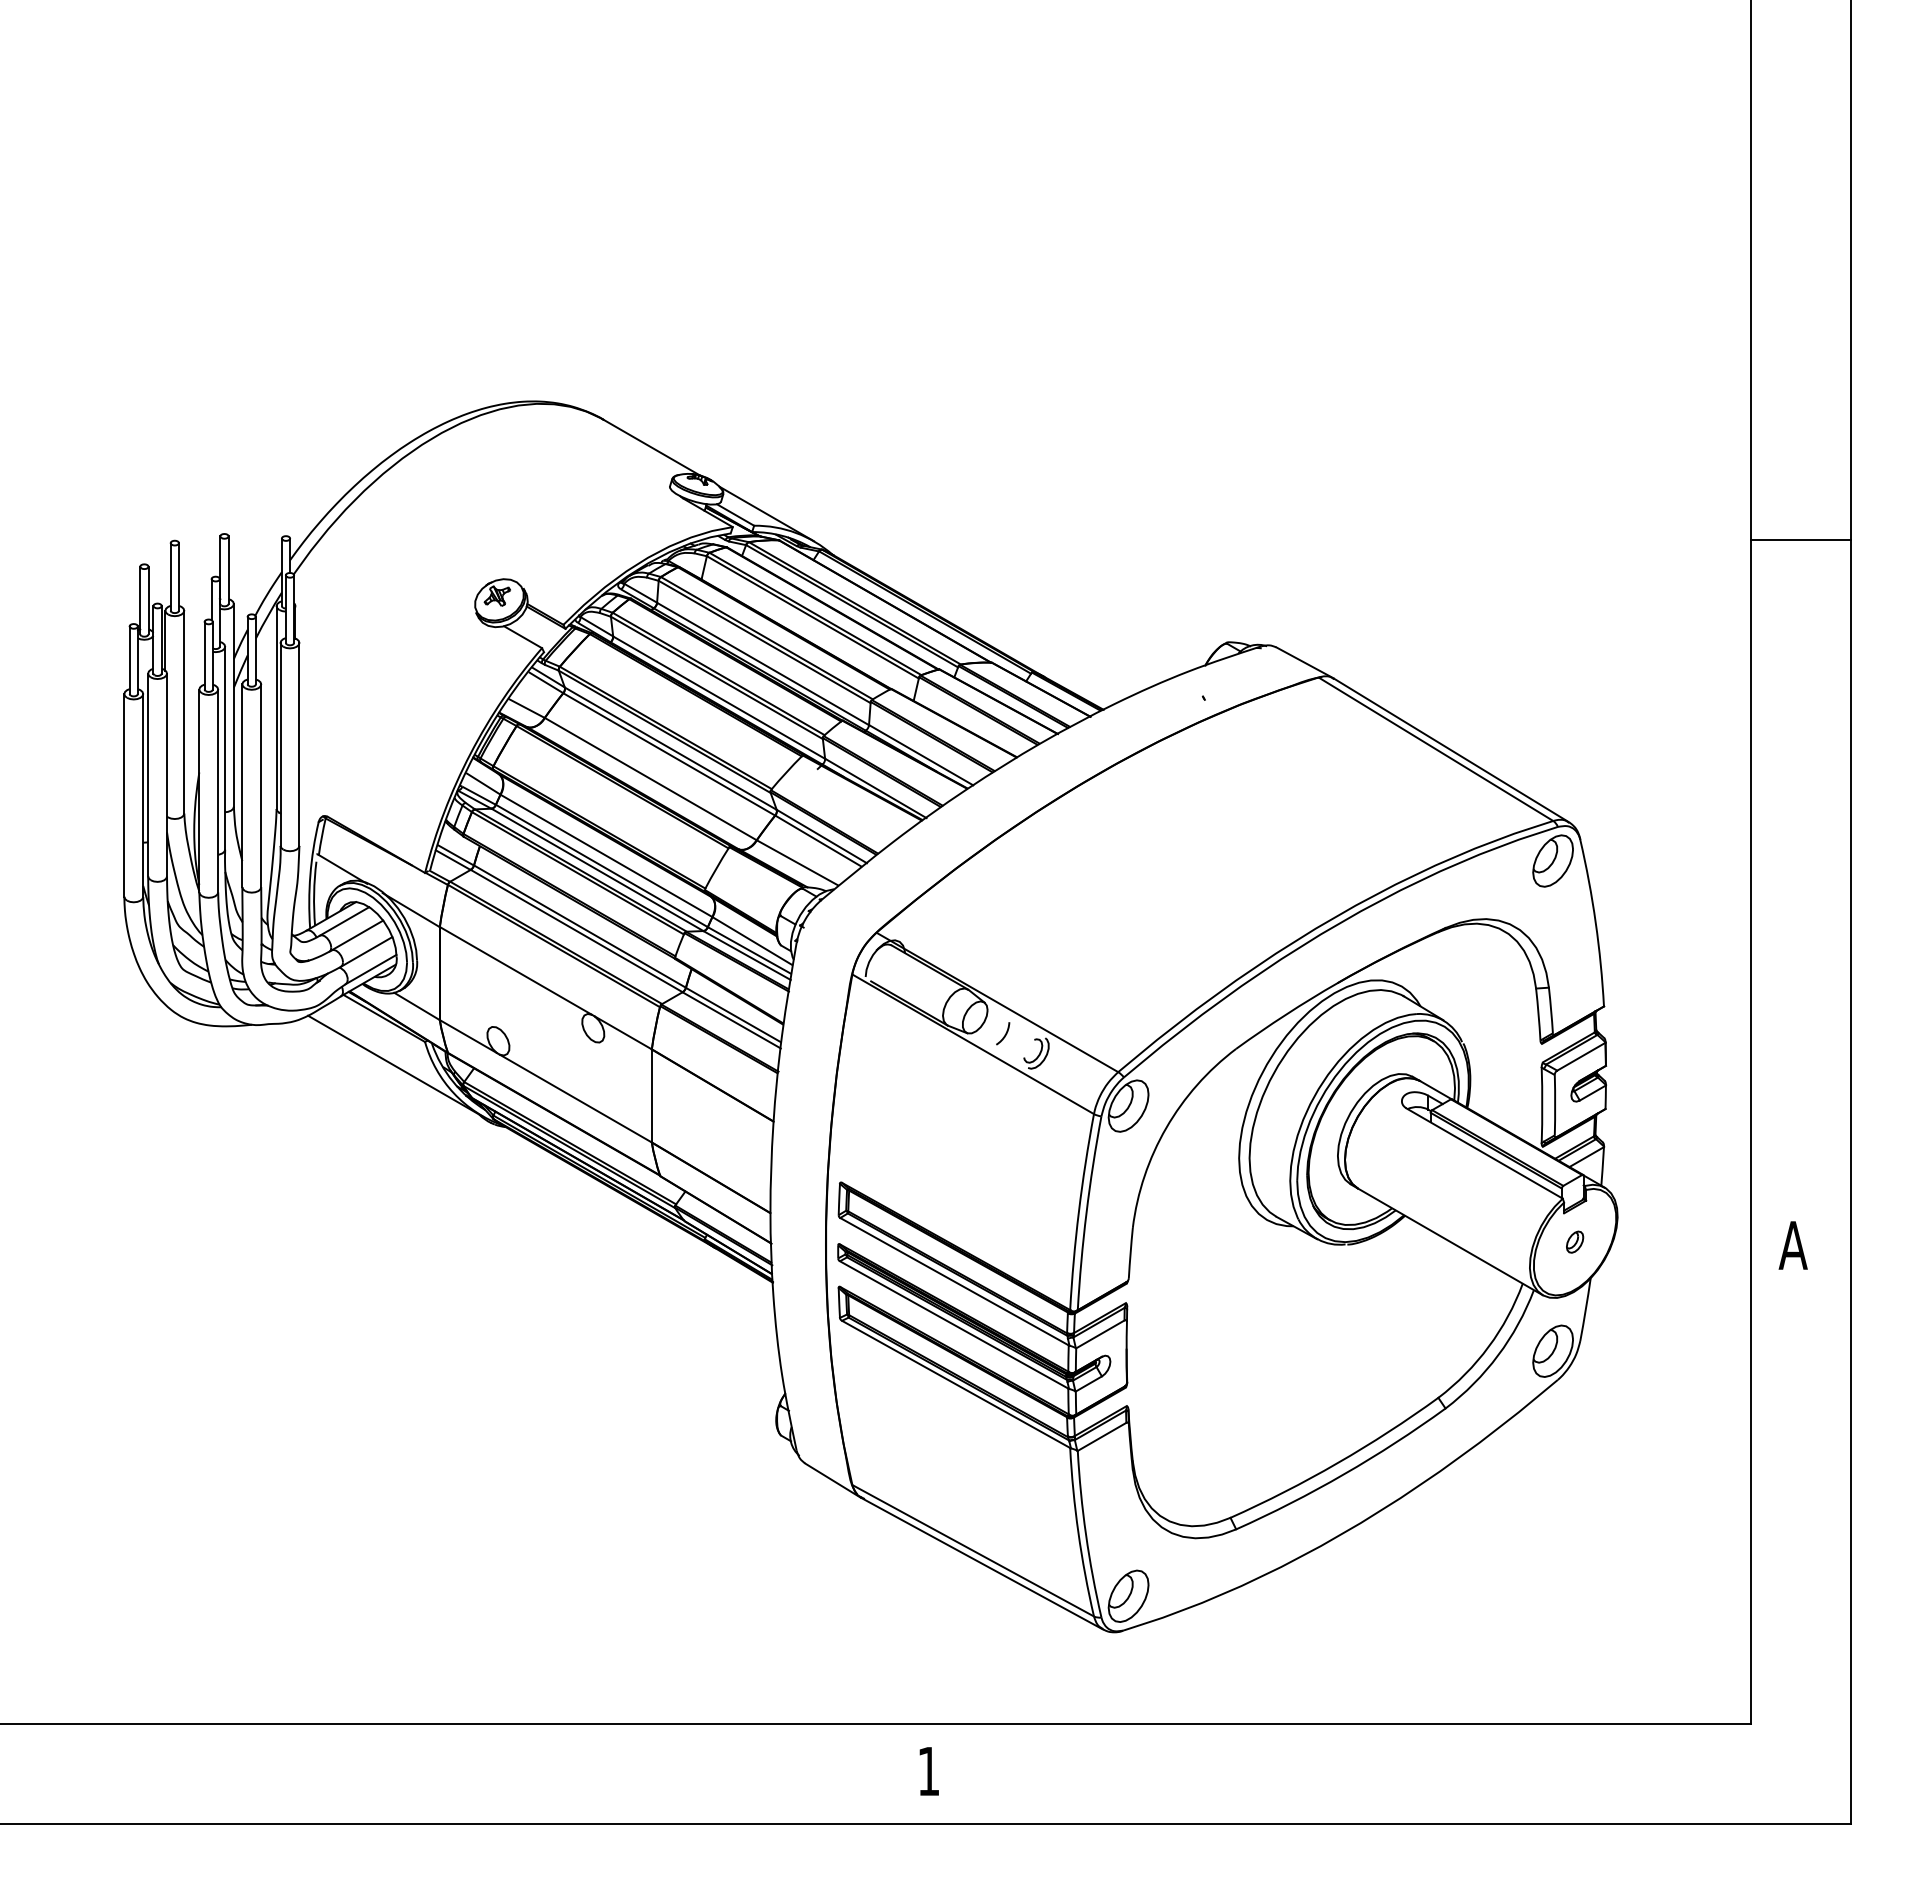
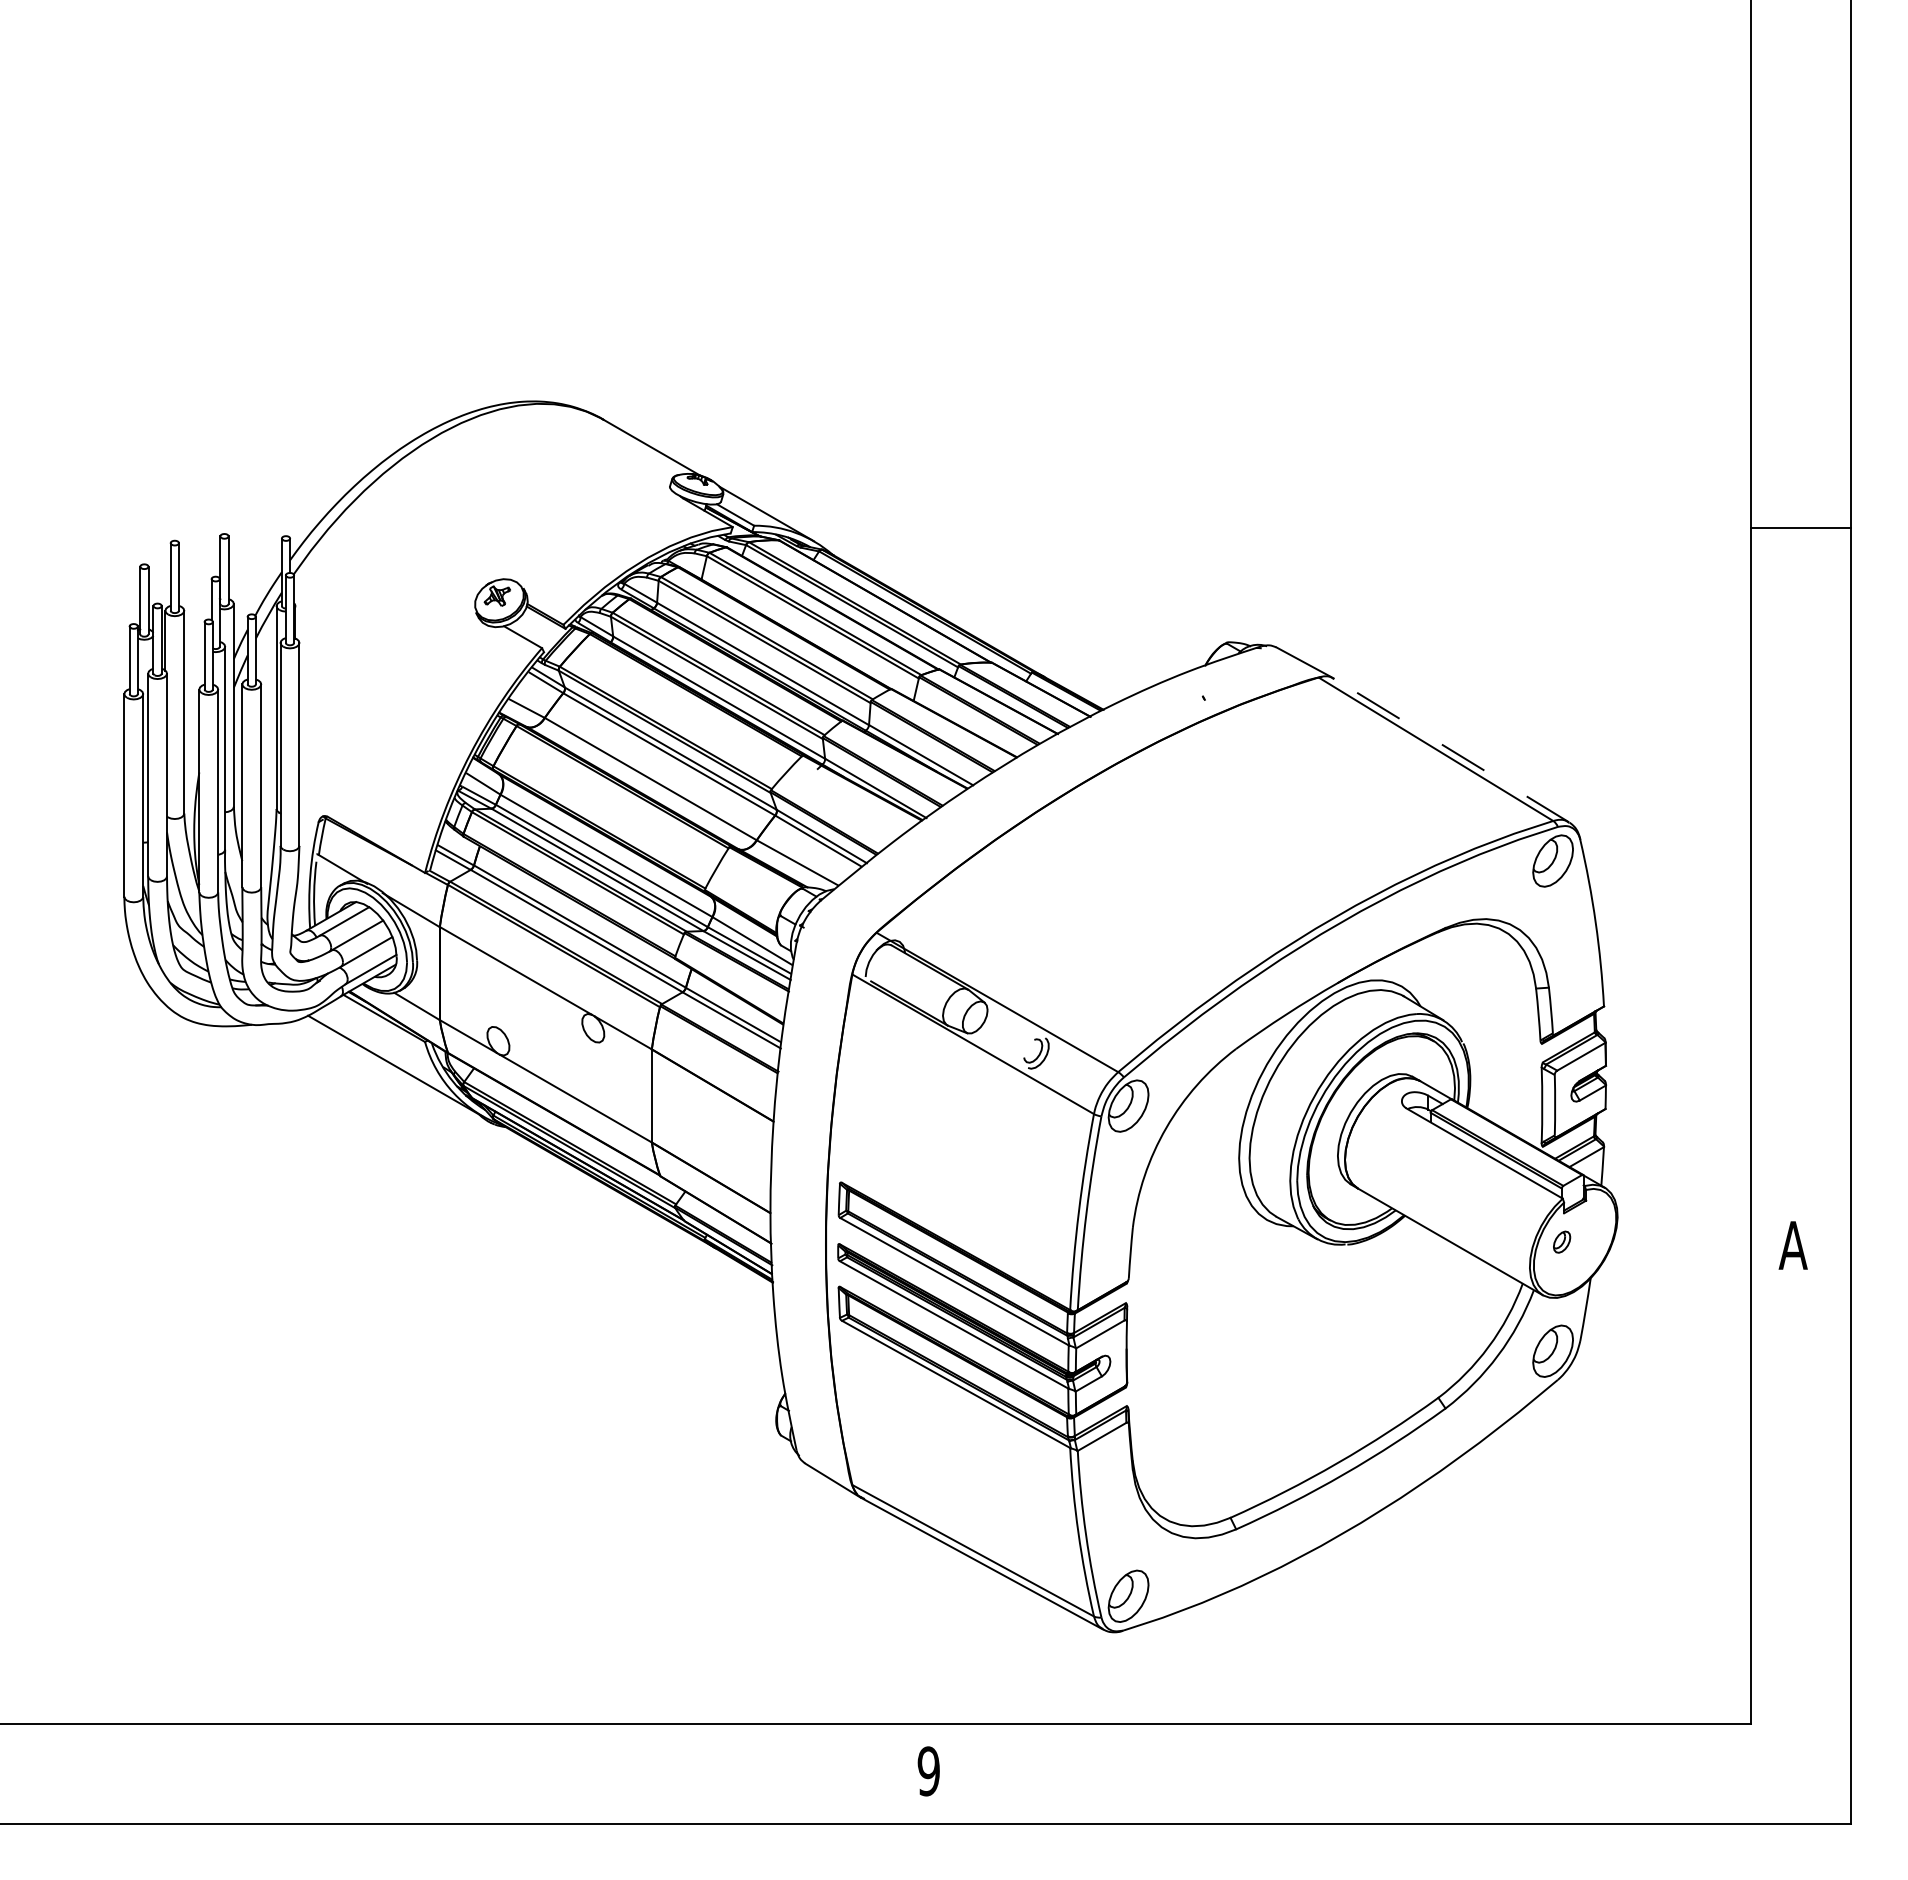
line position: (1800, 539) -> (1800, 527) (1800, 527)
line: solid -> dashed (1451, 750)
arc: present -> none (1004, 1034)
part position: (1575, 1241) -> (1562, 1241) (1562, 1241)
text: 1 -> 9 (928, 1771)
